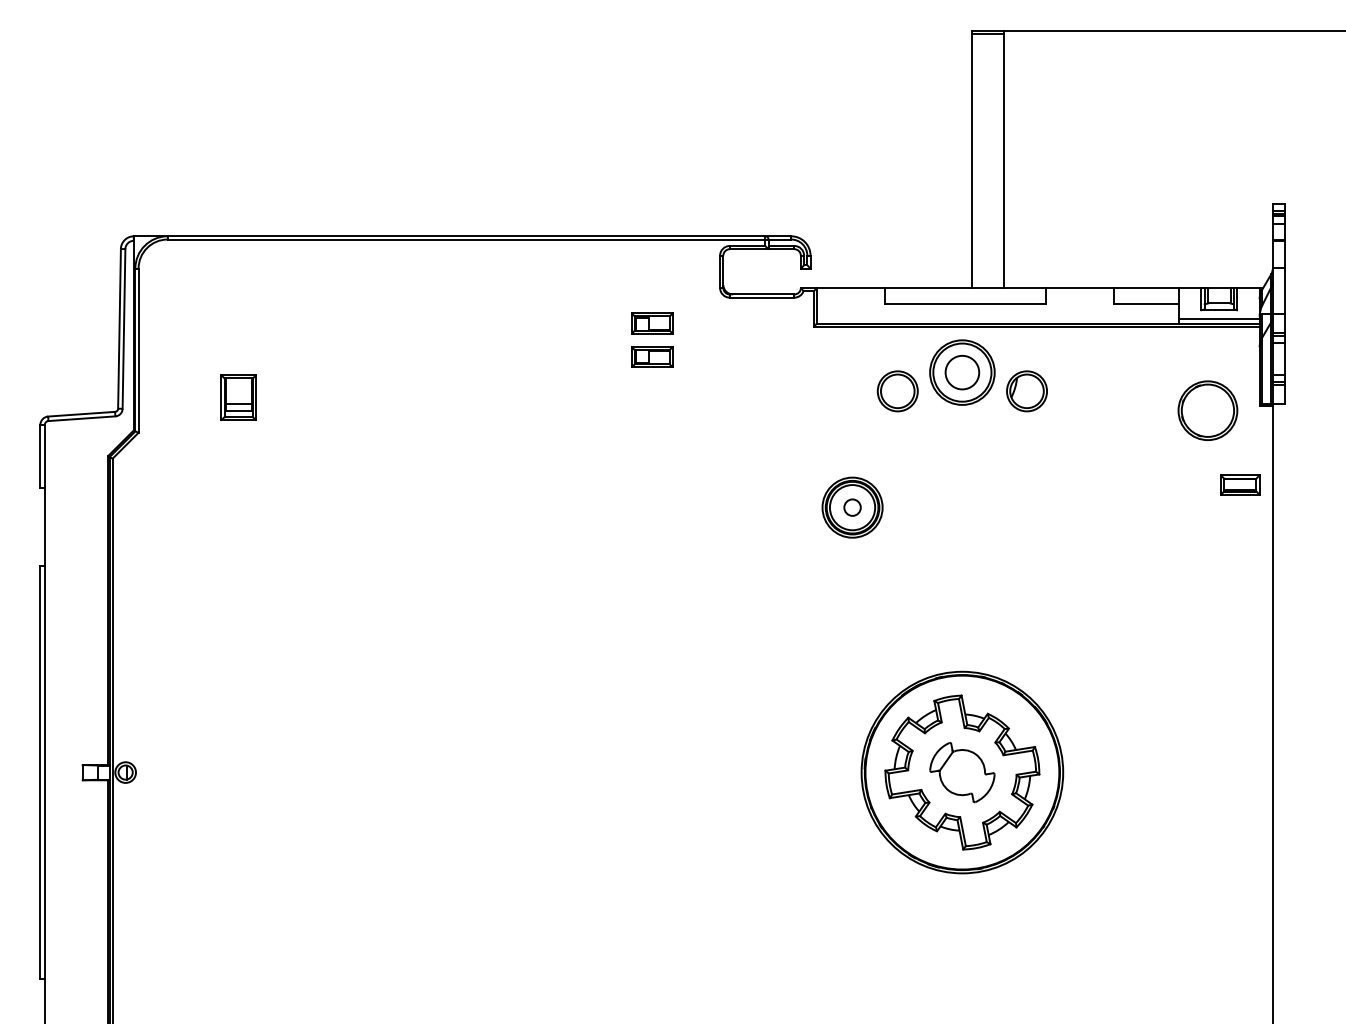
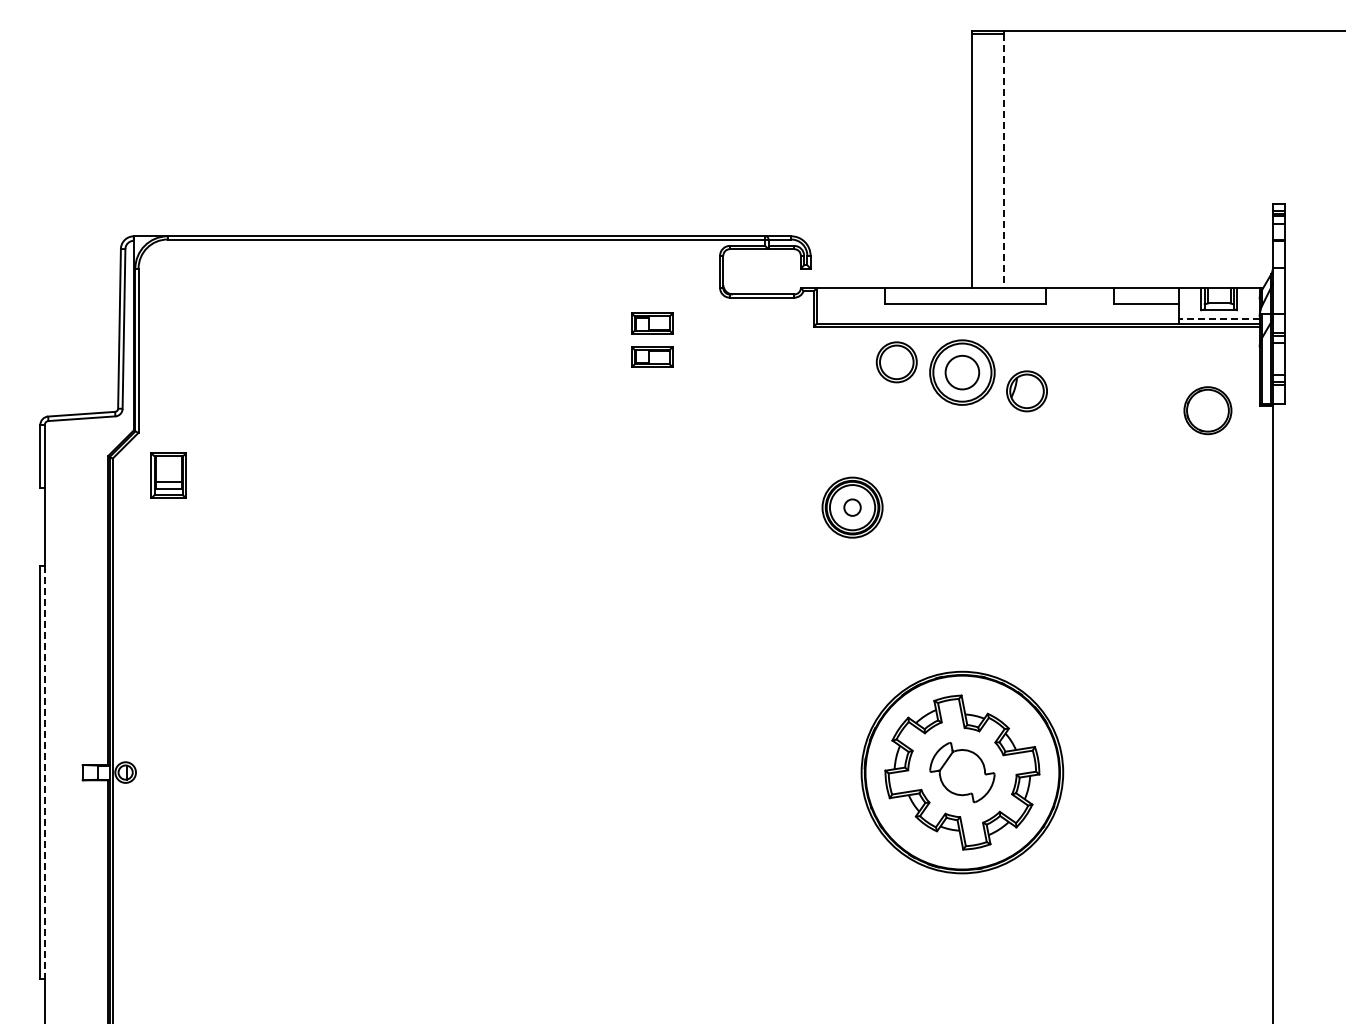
line: solid -> dashed (1004, 161)
line: solid -> dashed (1218, 319)
part position: (897, 391) -> (896, 362) (896, 362)
part position: (238, 397) -> (168, 475) (168, 475)
part size: 62x61 px -> 50x50 px (1207, 410)
part: present -> none (1240, 484)
line: solid -> dashed (44, 772)
